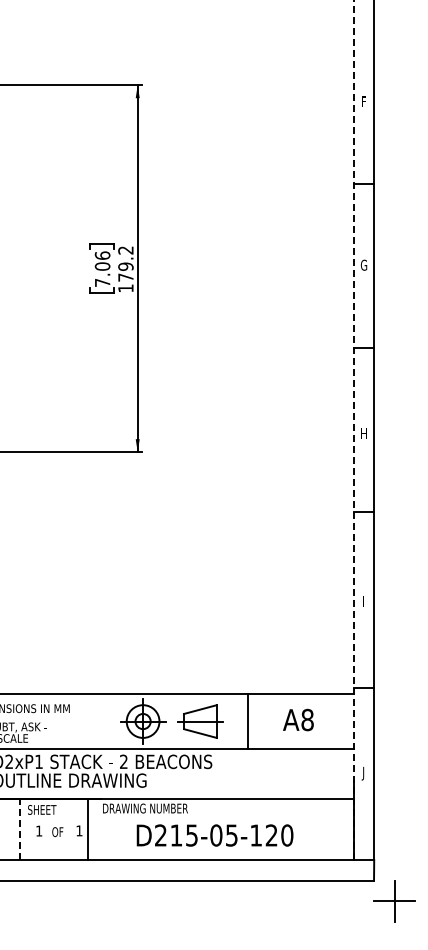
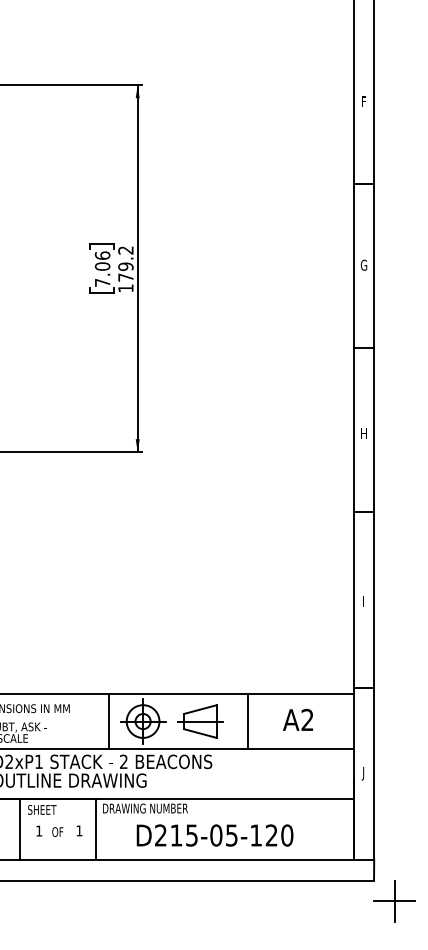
line: dashed -> solid (353, 430)
text: A8 -> A2 (307, 720)
line: none -> present (108, 721)
line: dashed -> solid (19, 829)
line position: (87, 829) -> (95, 829) (95, 829)
